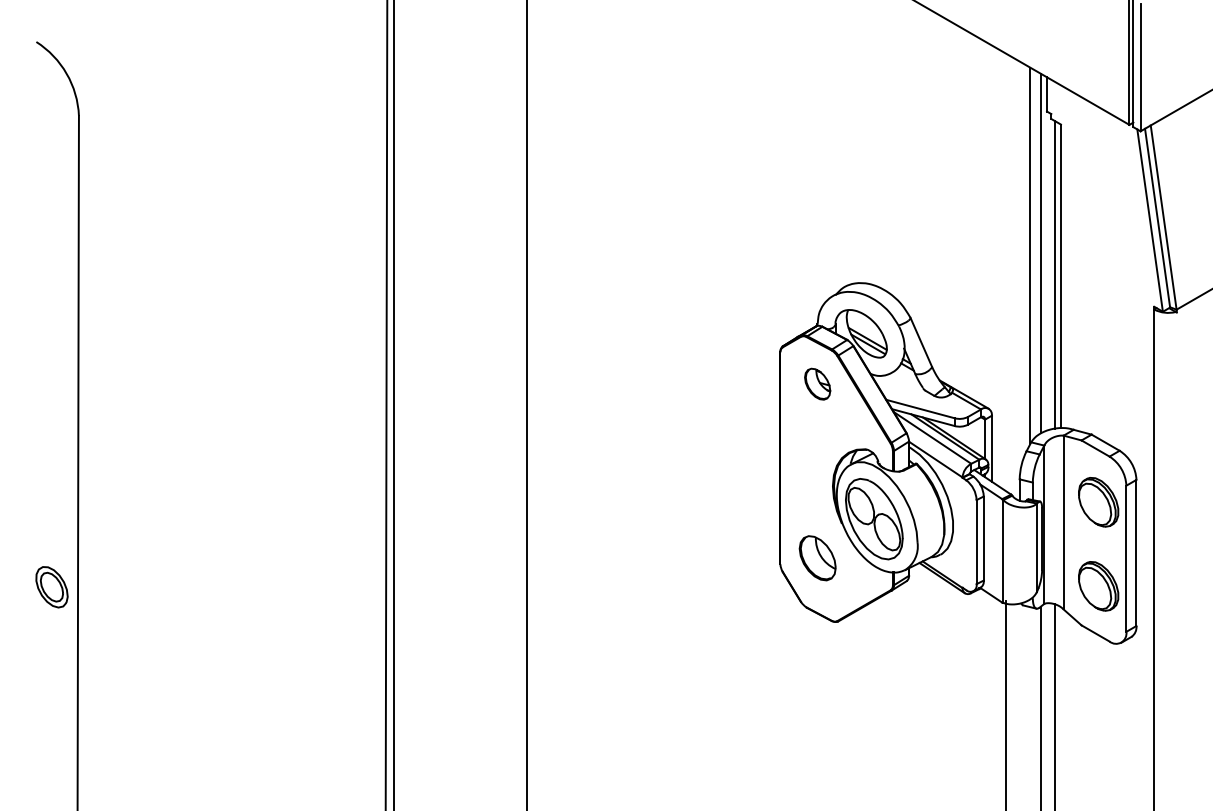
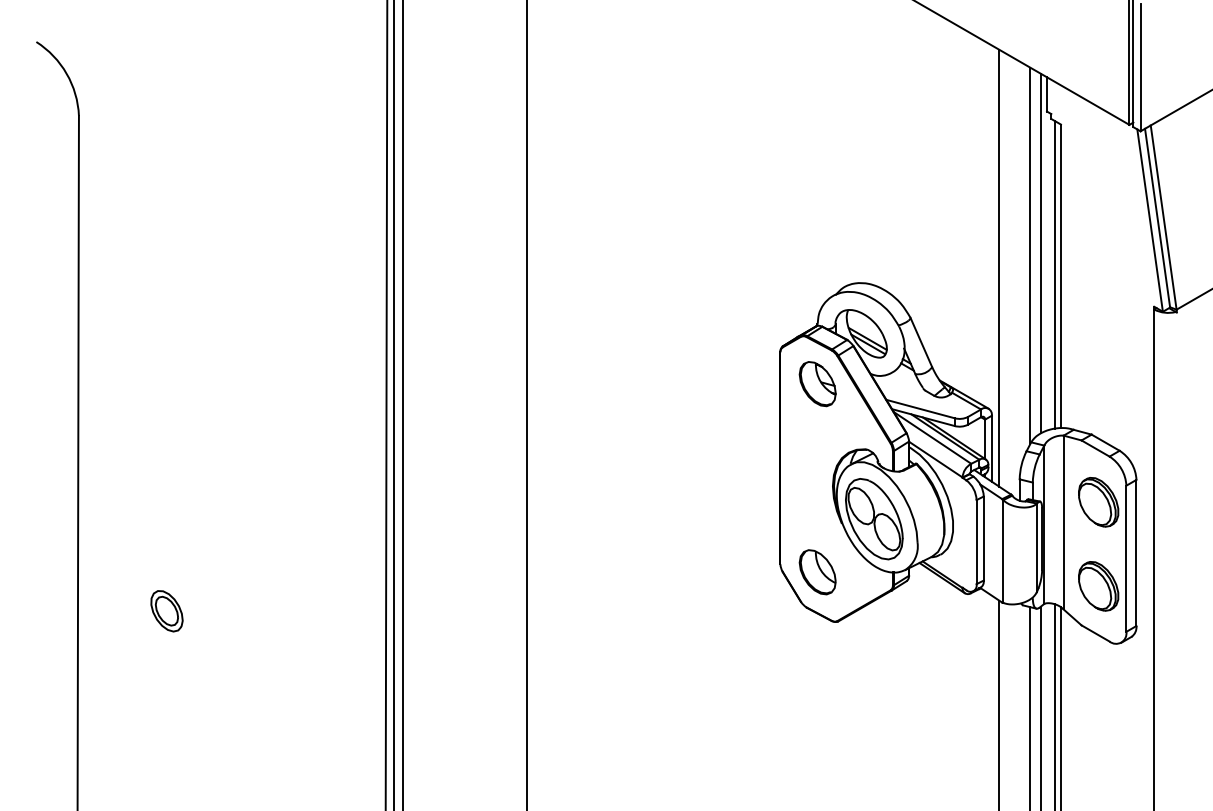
line: none -> present (999, 267)
part size: 28x34 px -> 39x47 px (817, 384)
line: none -> present (403, 404)
part position: (817, 558) -> (817, 572) (817, 572)
part position: (51, 587) -> (166, 611) (166, 611)
line position: (1006, 703) -> (999, 703) (999, 703)
line: none -> present (1030, 707)
line: none -> present (1060, 707)
